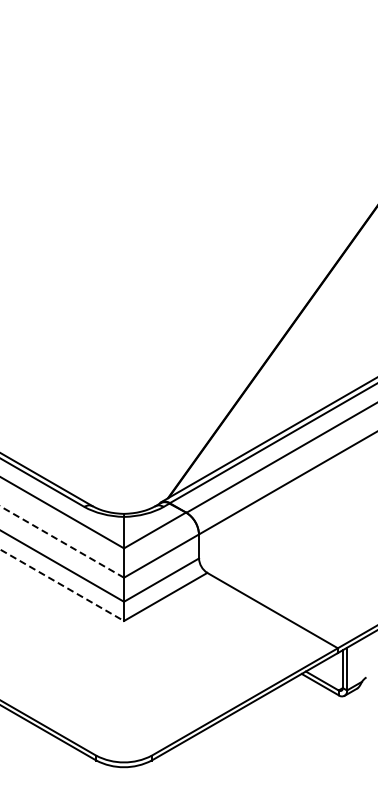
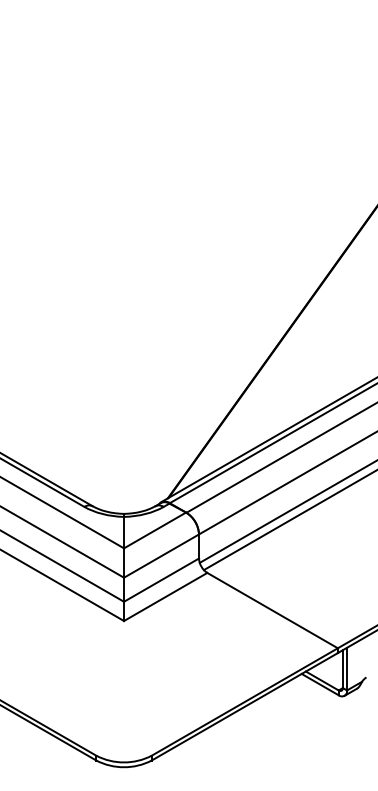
line: none -> present (286, 511)
line: none -> present (288, 520)
line: dashed -> solid (61, 541)
line: dashed -> solid (62, 585)
